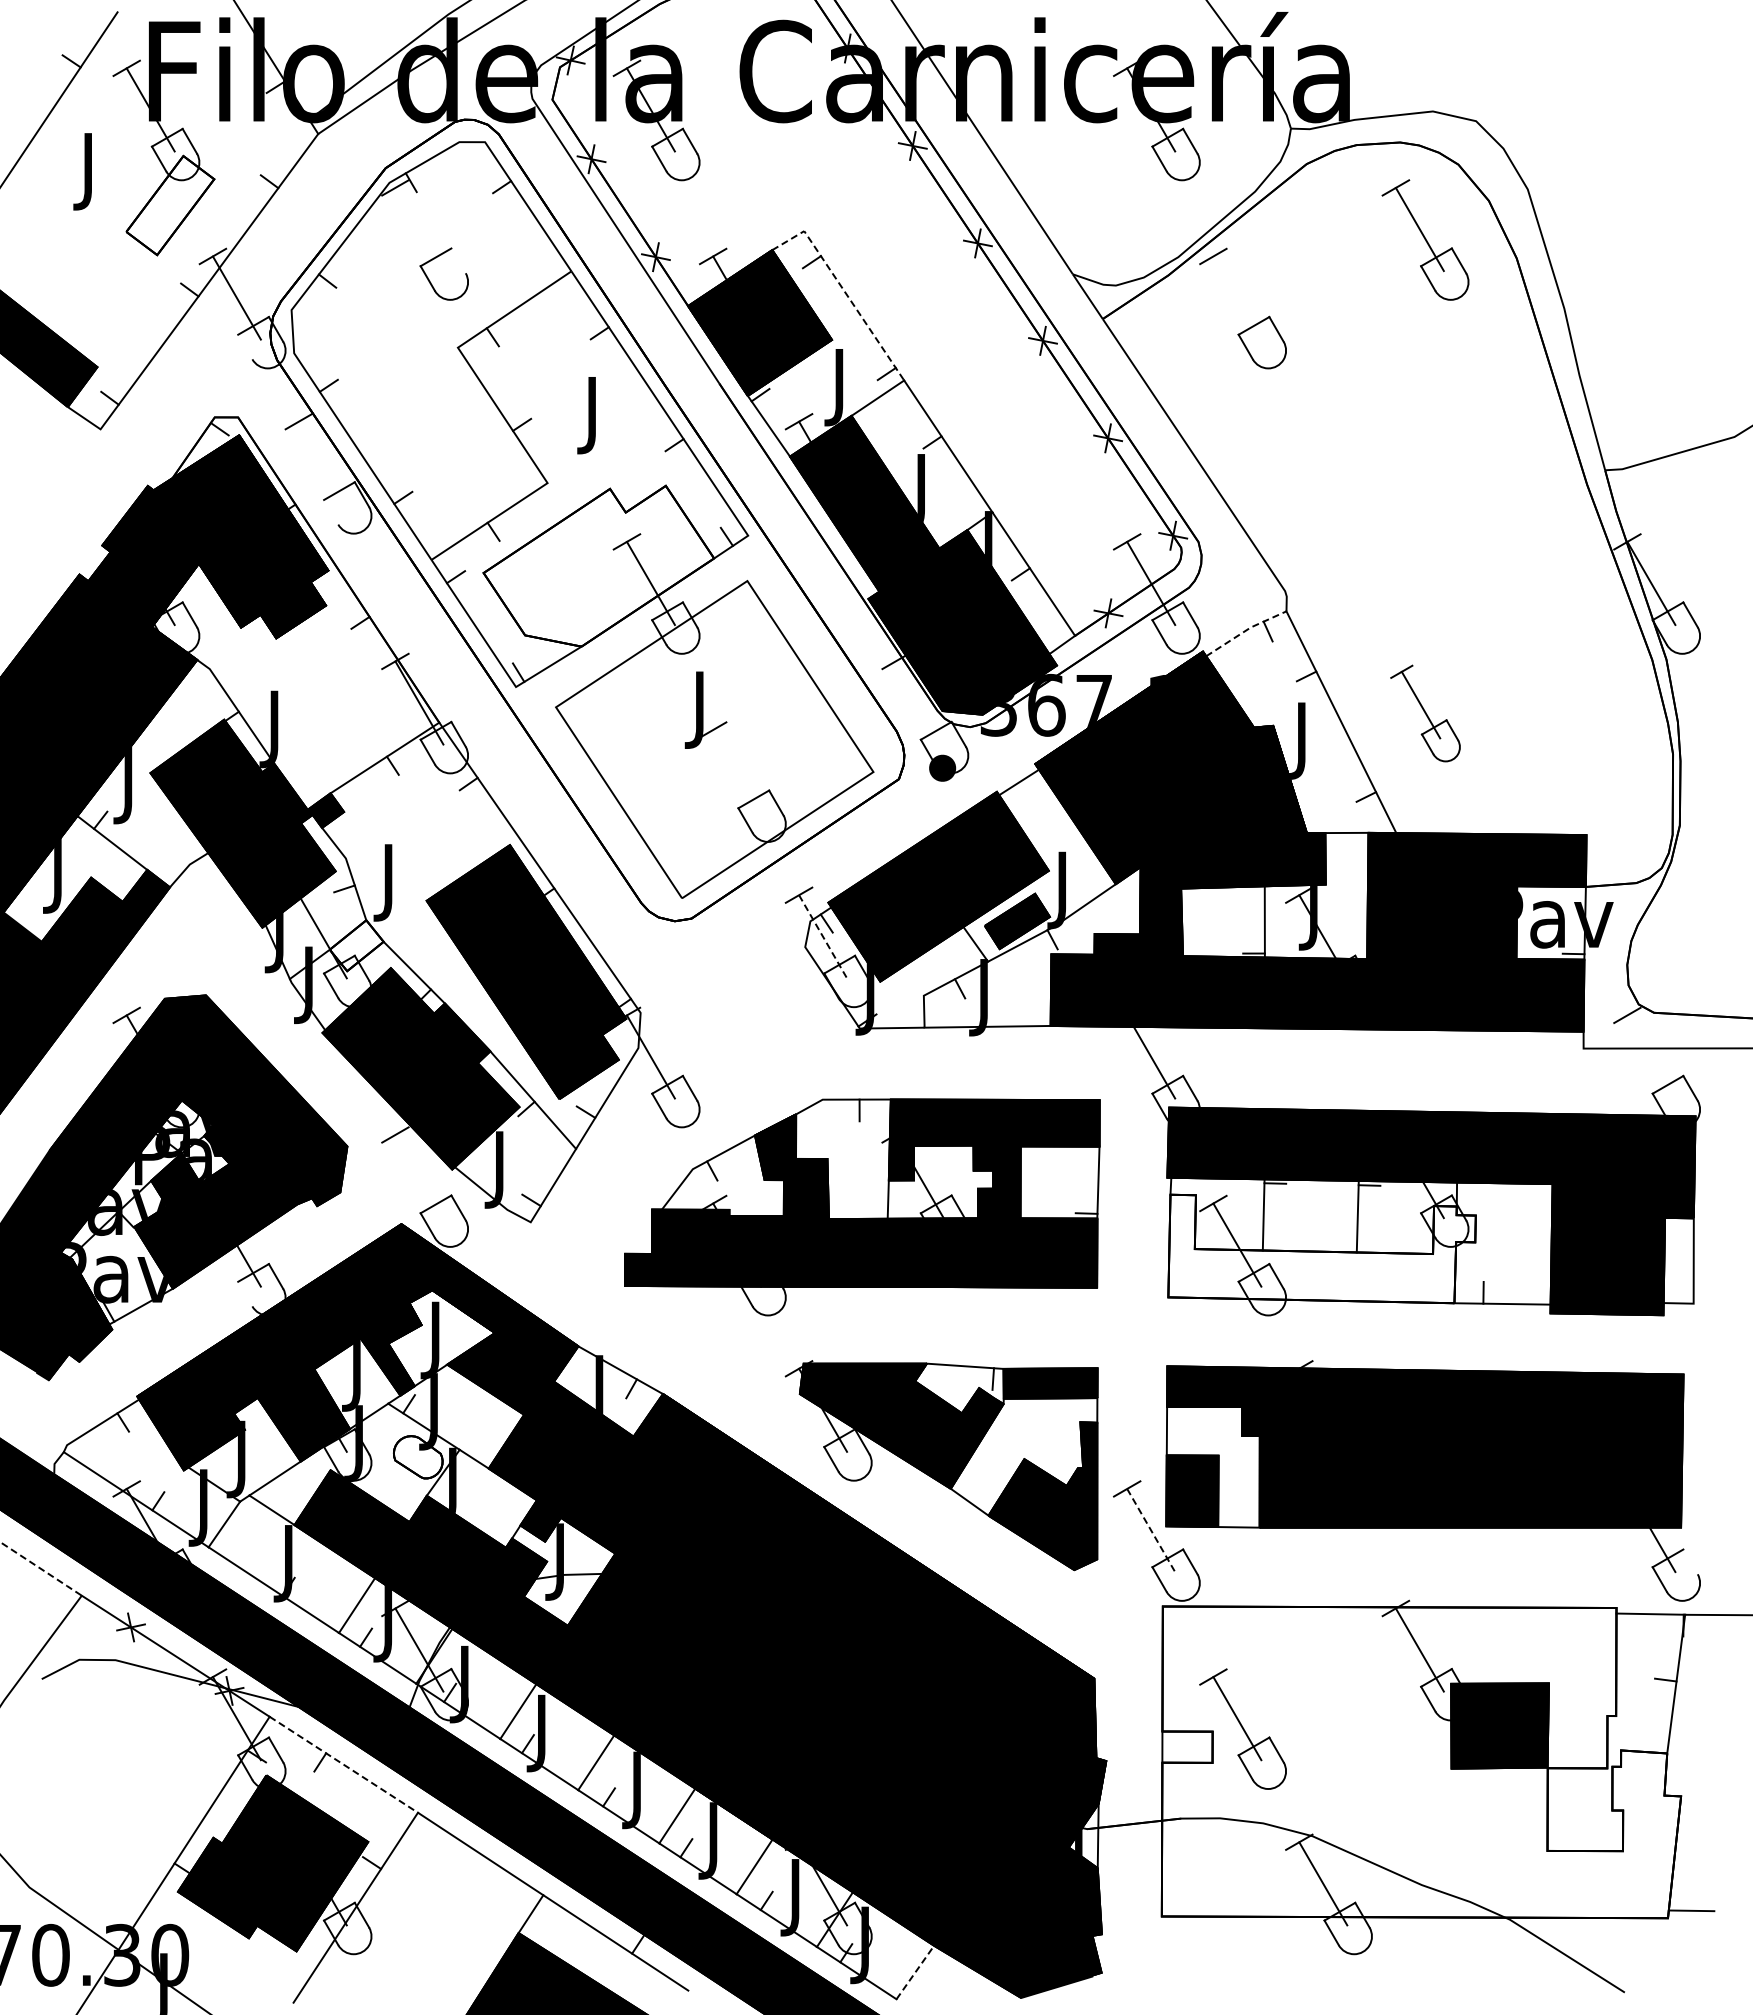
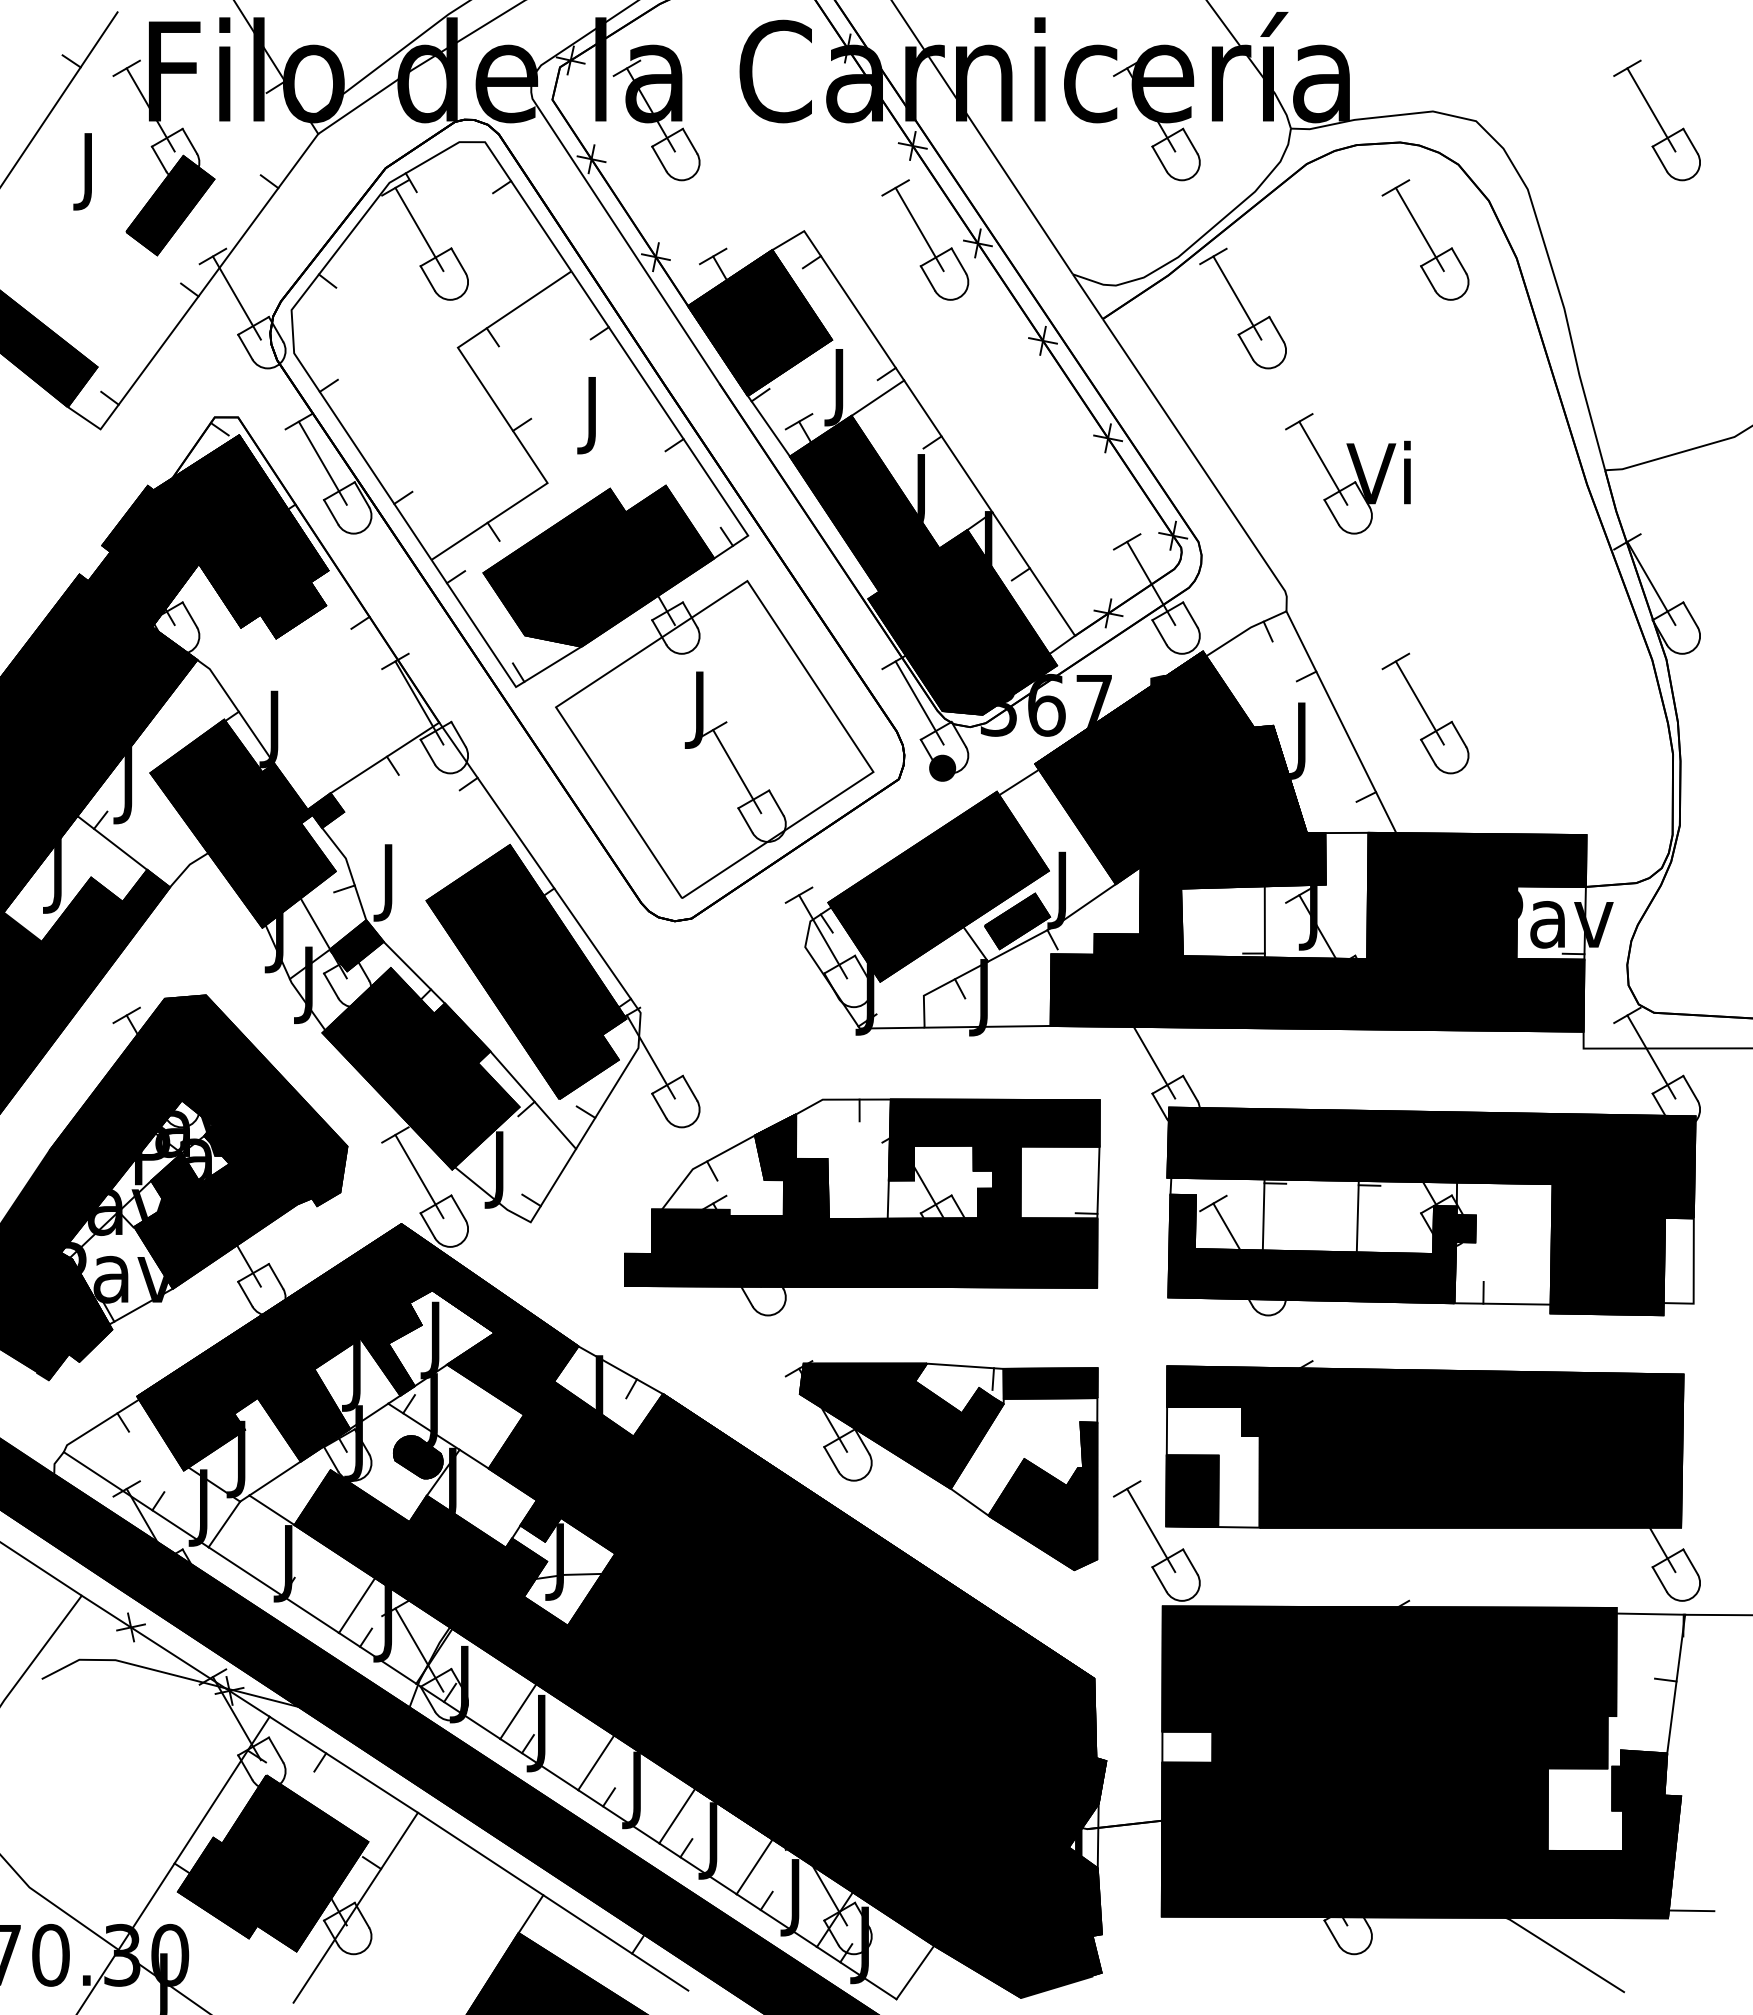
part: none -> present (1656, 120)
fill: none -> present (170, 205)
line: none -> present (419, 229)
part: none -> present (925, 239)
line: none -> present (458, 260)
line: dashed -> solid (843, 290)
line: none -> present (1237, 297)
line: none -> present (245, 346)
line: none -> present (322, 462)
part: none -> present (1355, 470)
line: none -> present (331, 511)
fill: none -> present (598, 565)
line: dashed -> solid (1245, 631)
line: none -> present (919, 702)
part size: 71x99 px -> 89x123 px (1425, 713)
line: none -> present (737, 771)
line: dashed -> solid (823, 936)
fill: none -> present (356, 945)
line: none -> present (1651, 1056)
line: none -> present (419, 1176)
fill: none -> present (1321, 1248)
line: none -> present (245, 1293)
fill: none -> present (417, 1457)
line: dashed -> solid (1151, 1530)
line: none -> present (1690, 1561)
line: dashed -> solid (42, 1569)
fill: none -> present (1421, 1762)
line: dashed -> solid (344, 1765)
line: dashed -> solid (915, 1972)
